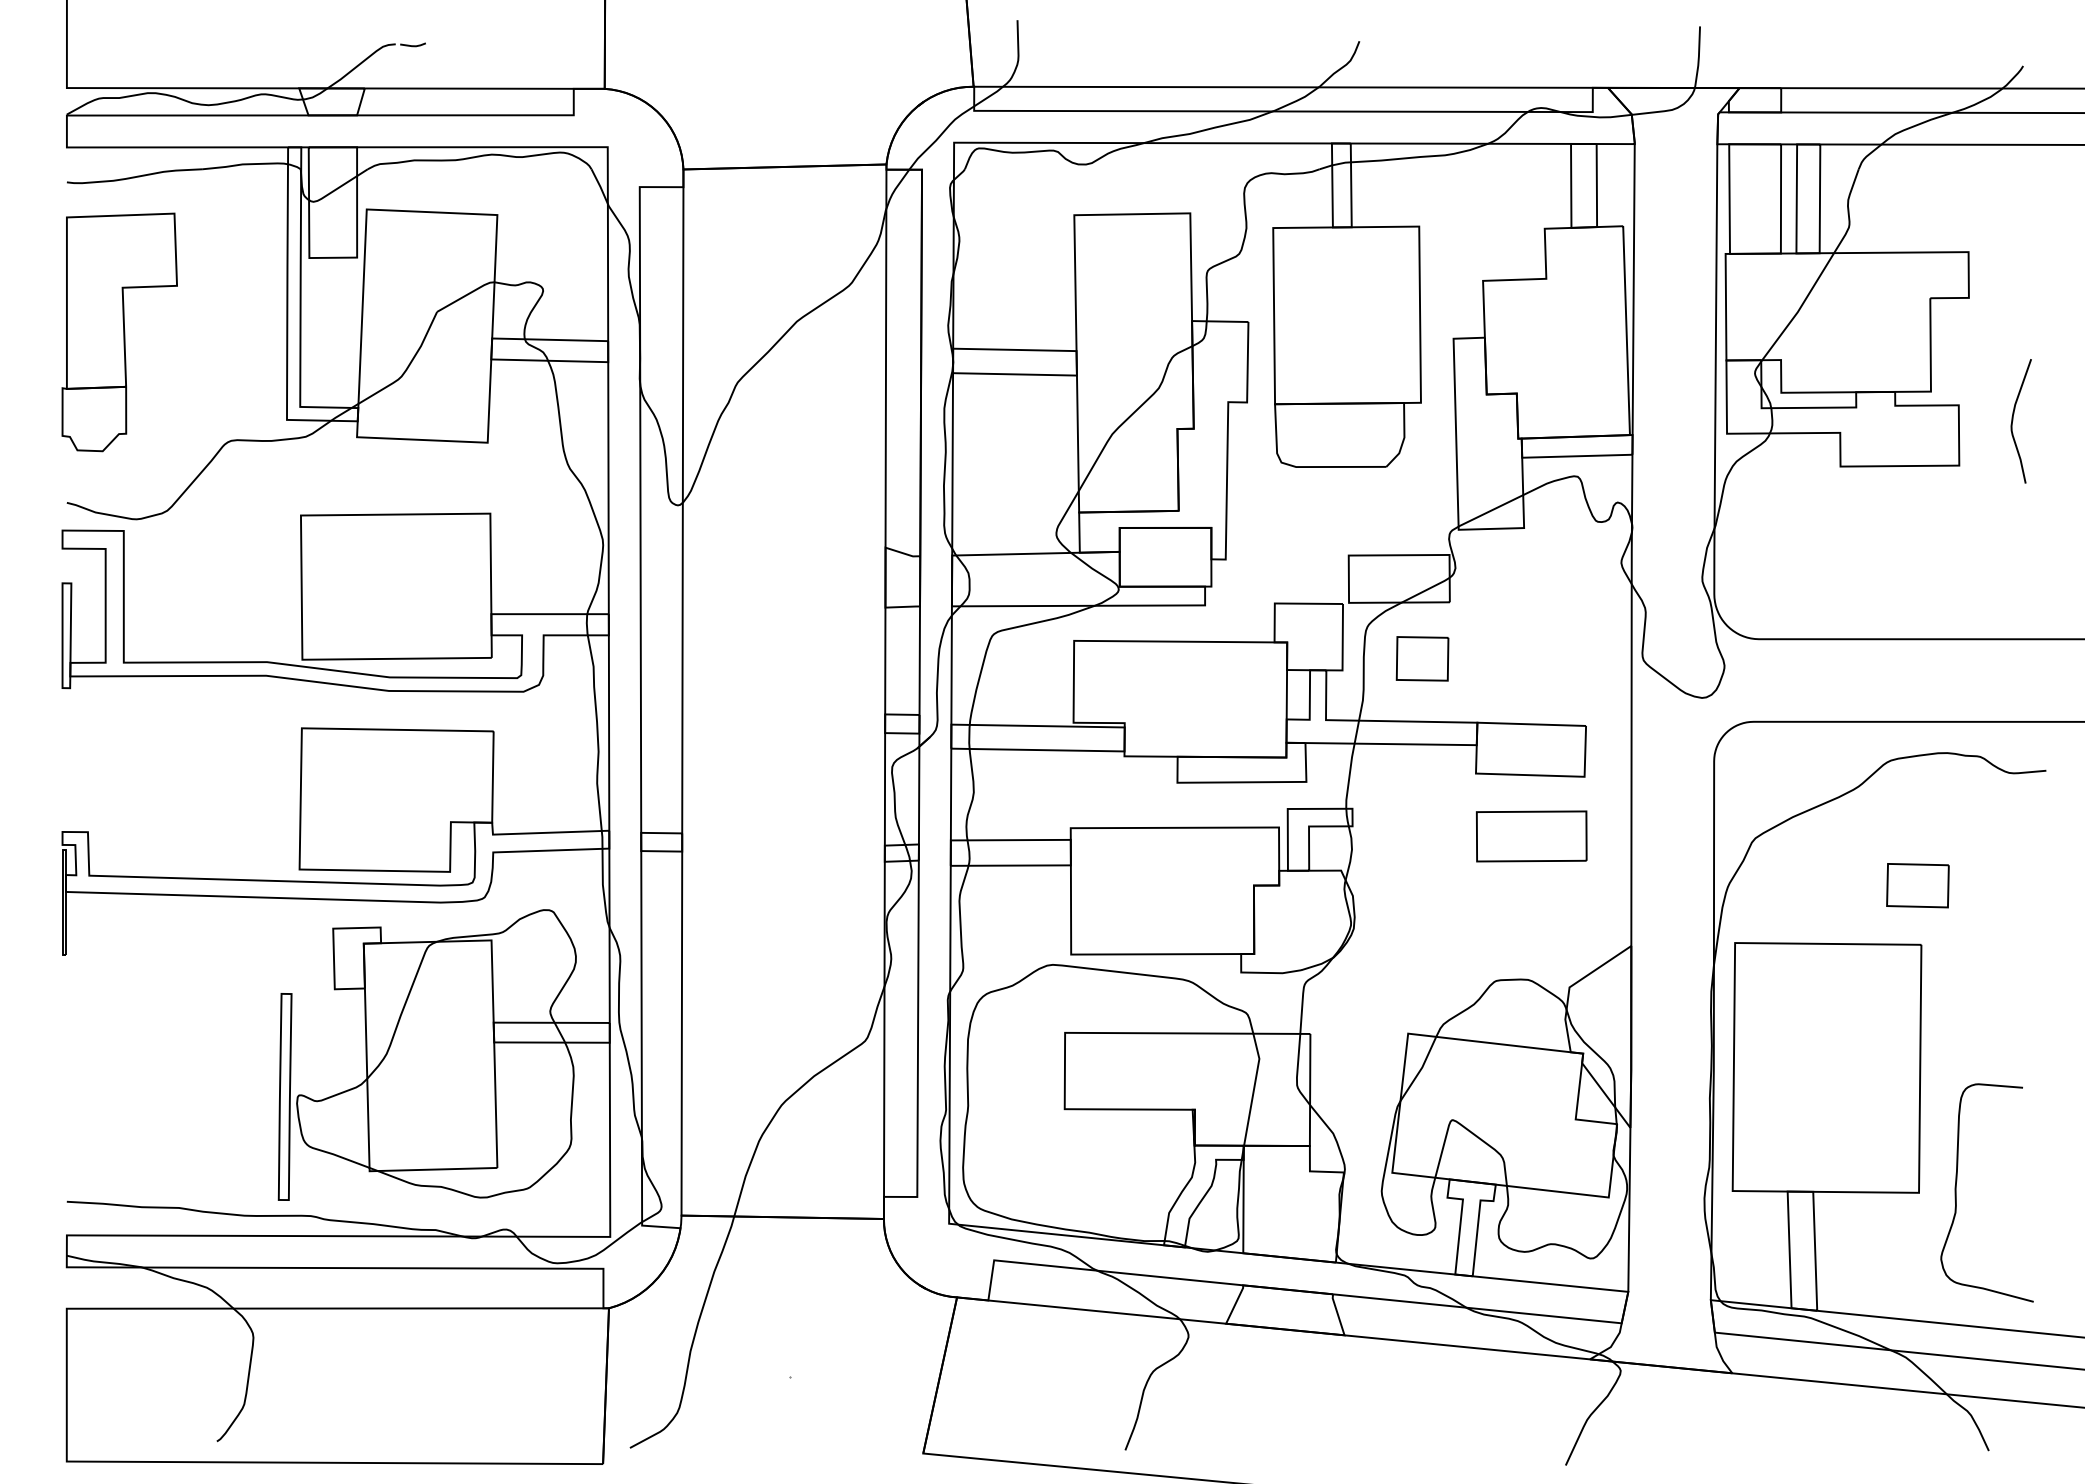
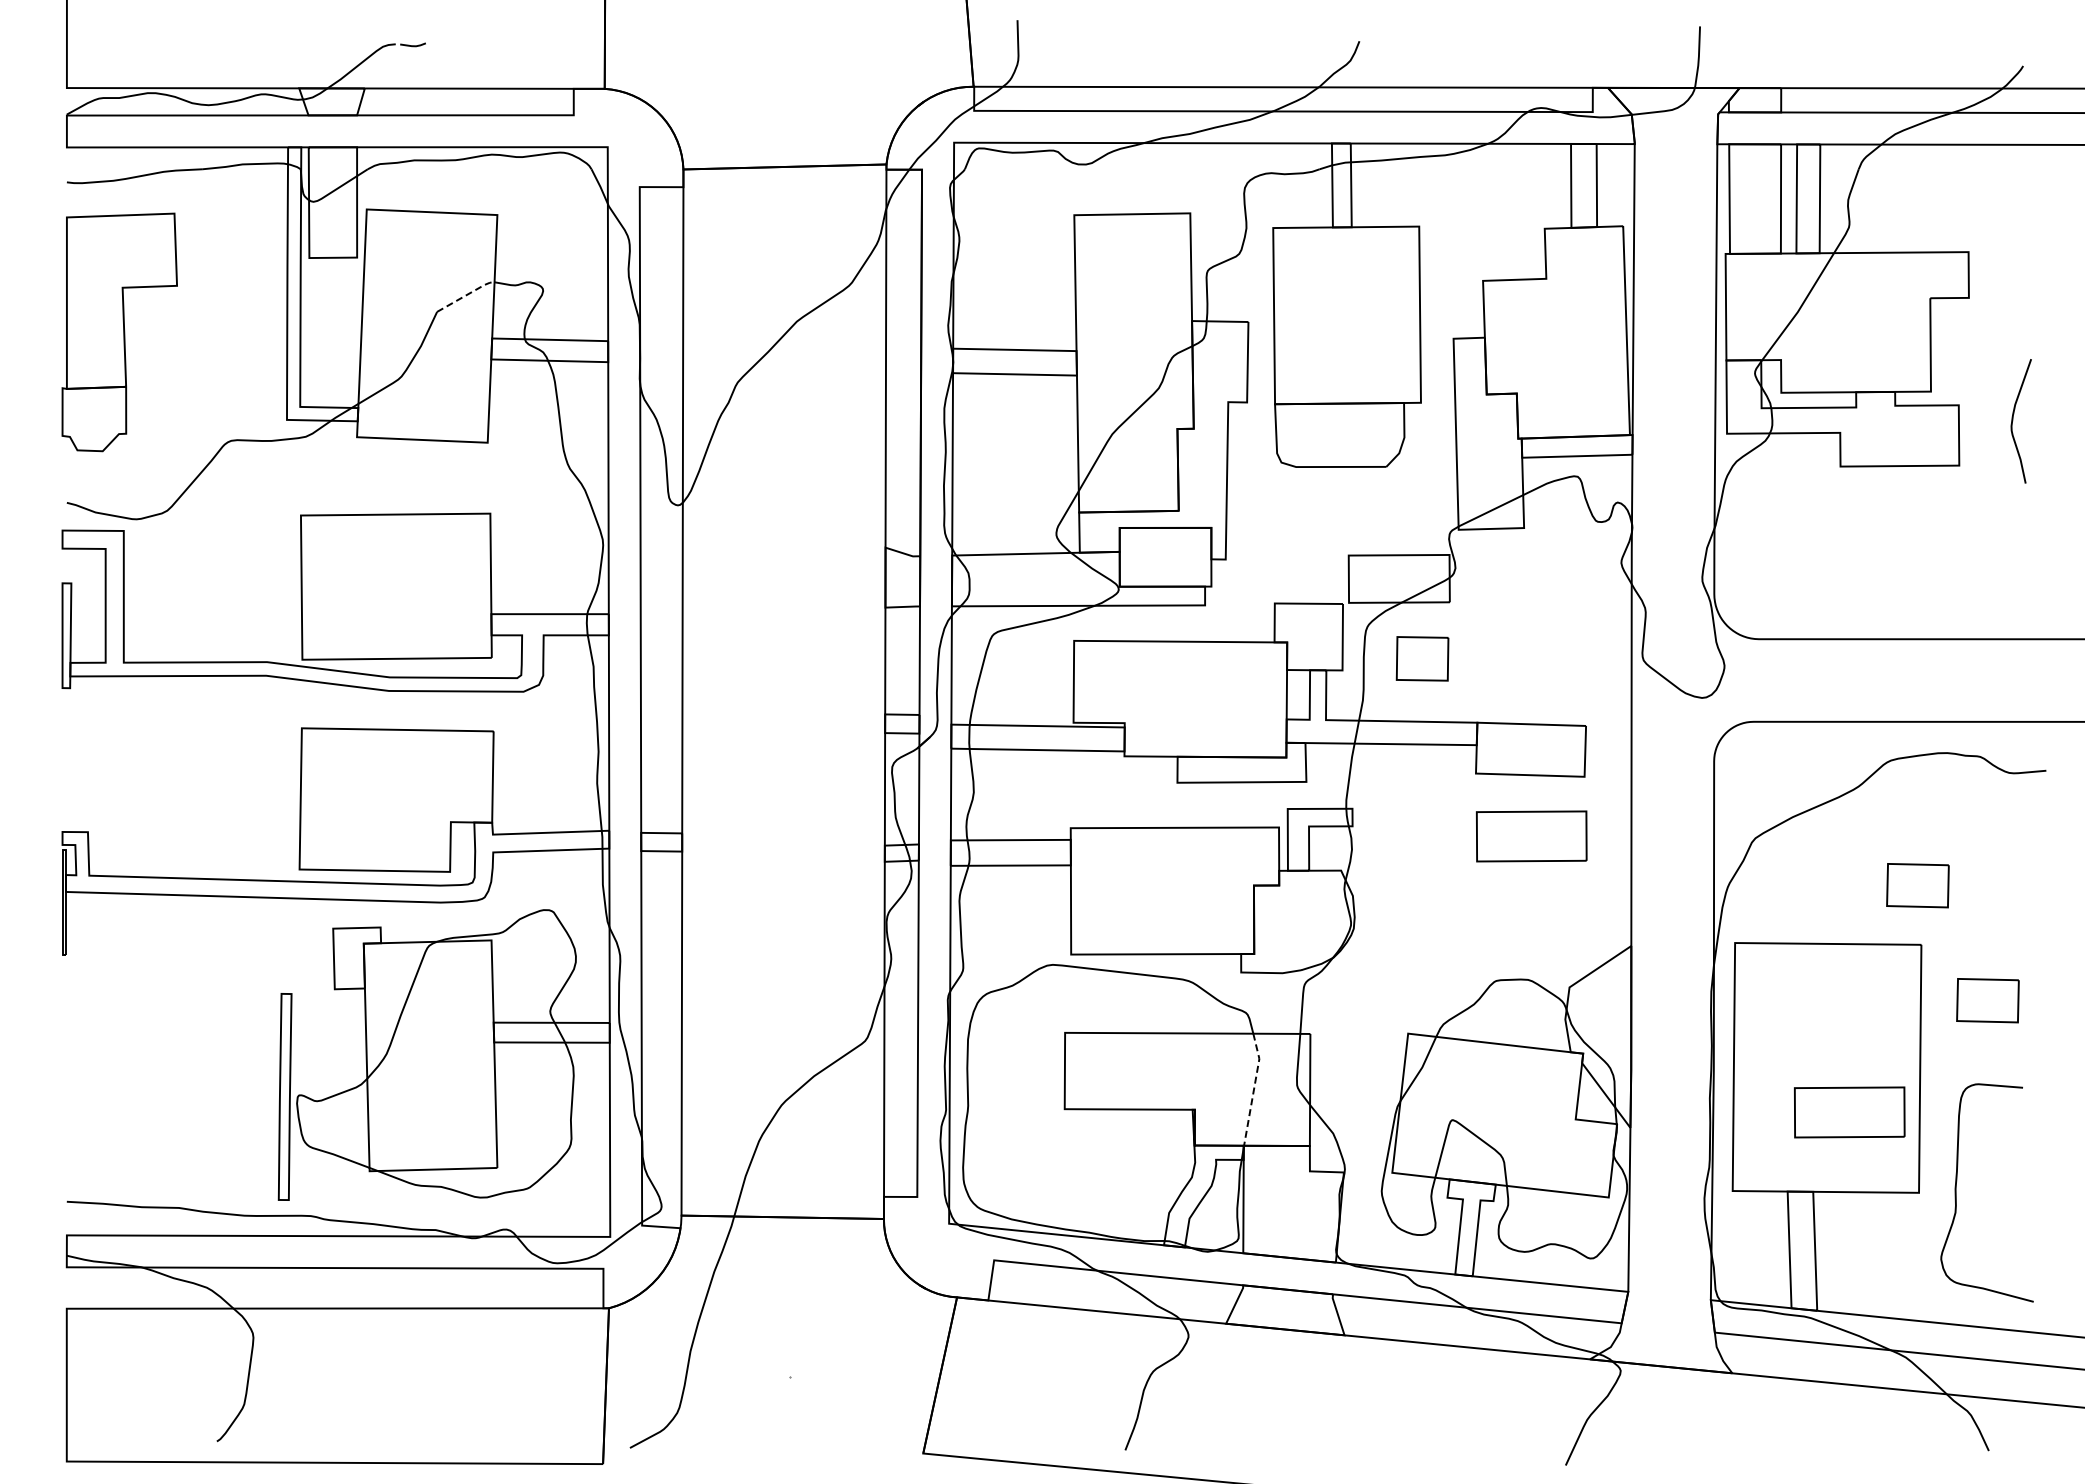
line: solid -> dashed (467, 294)
part: none -> present (1987, 1000)
line: solid -> dashed (1254, 1089)
part: none -> present (1849, 1112)
